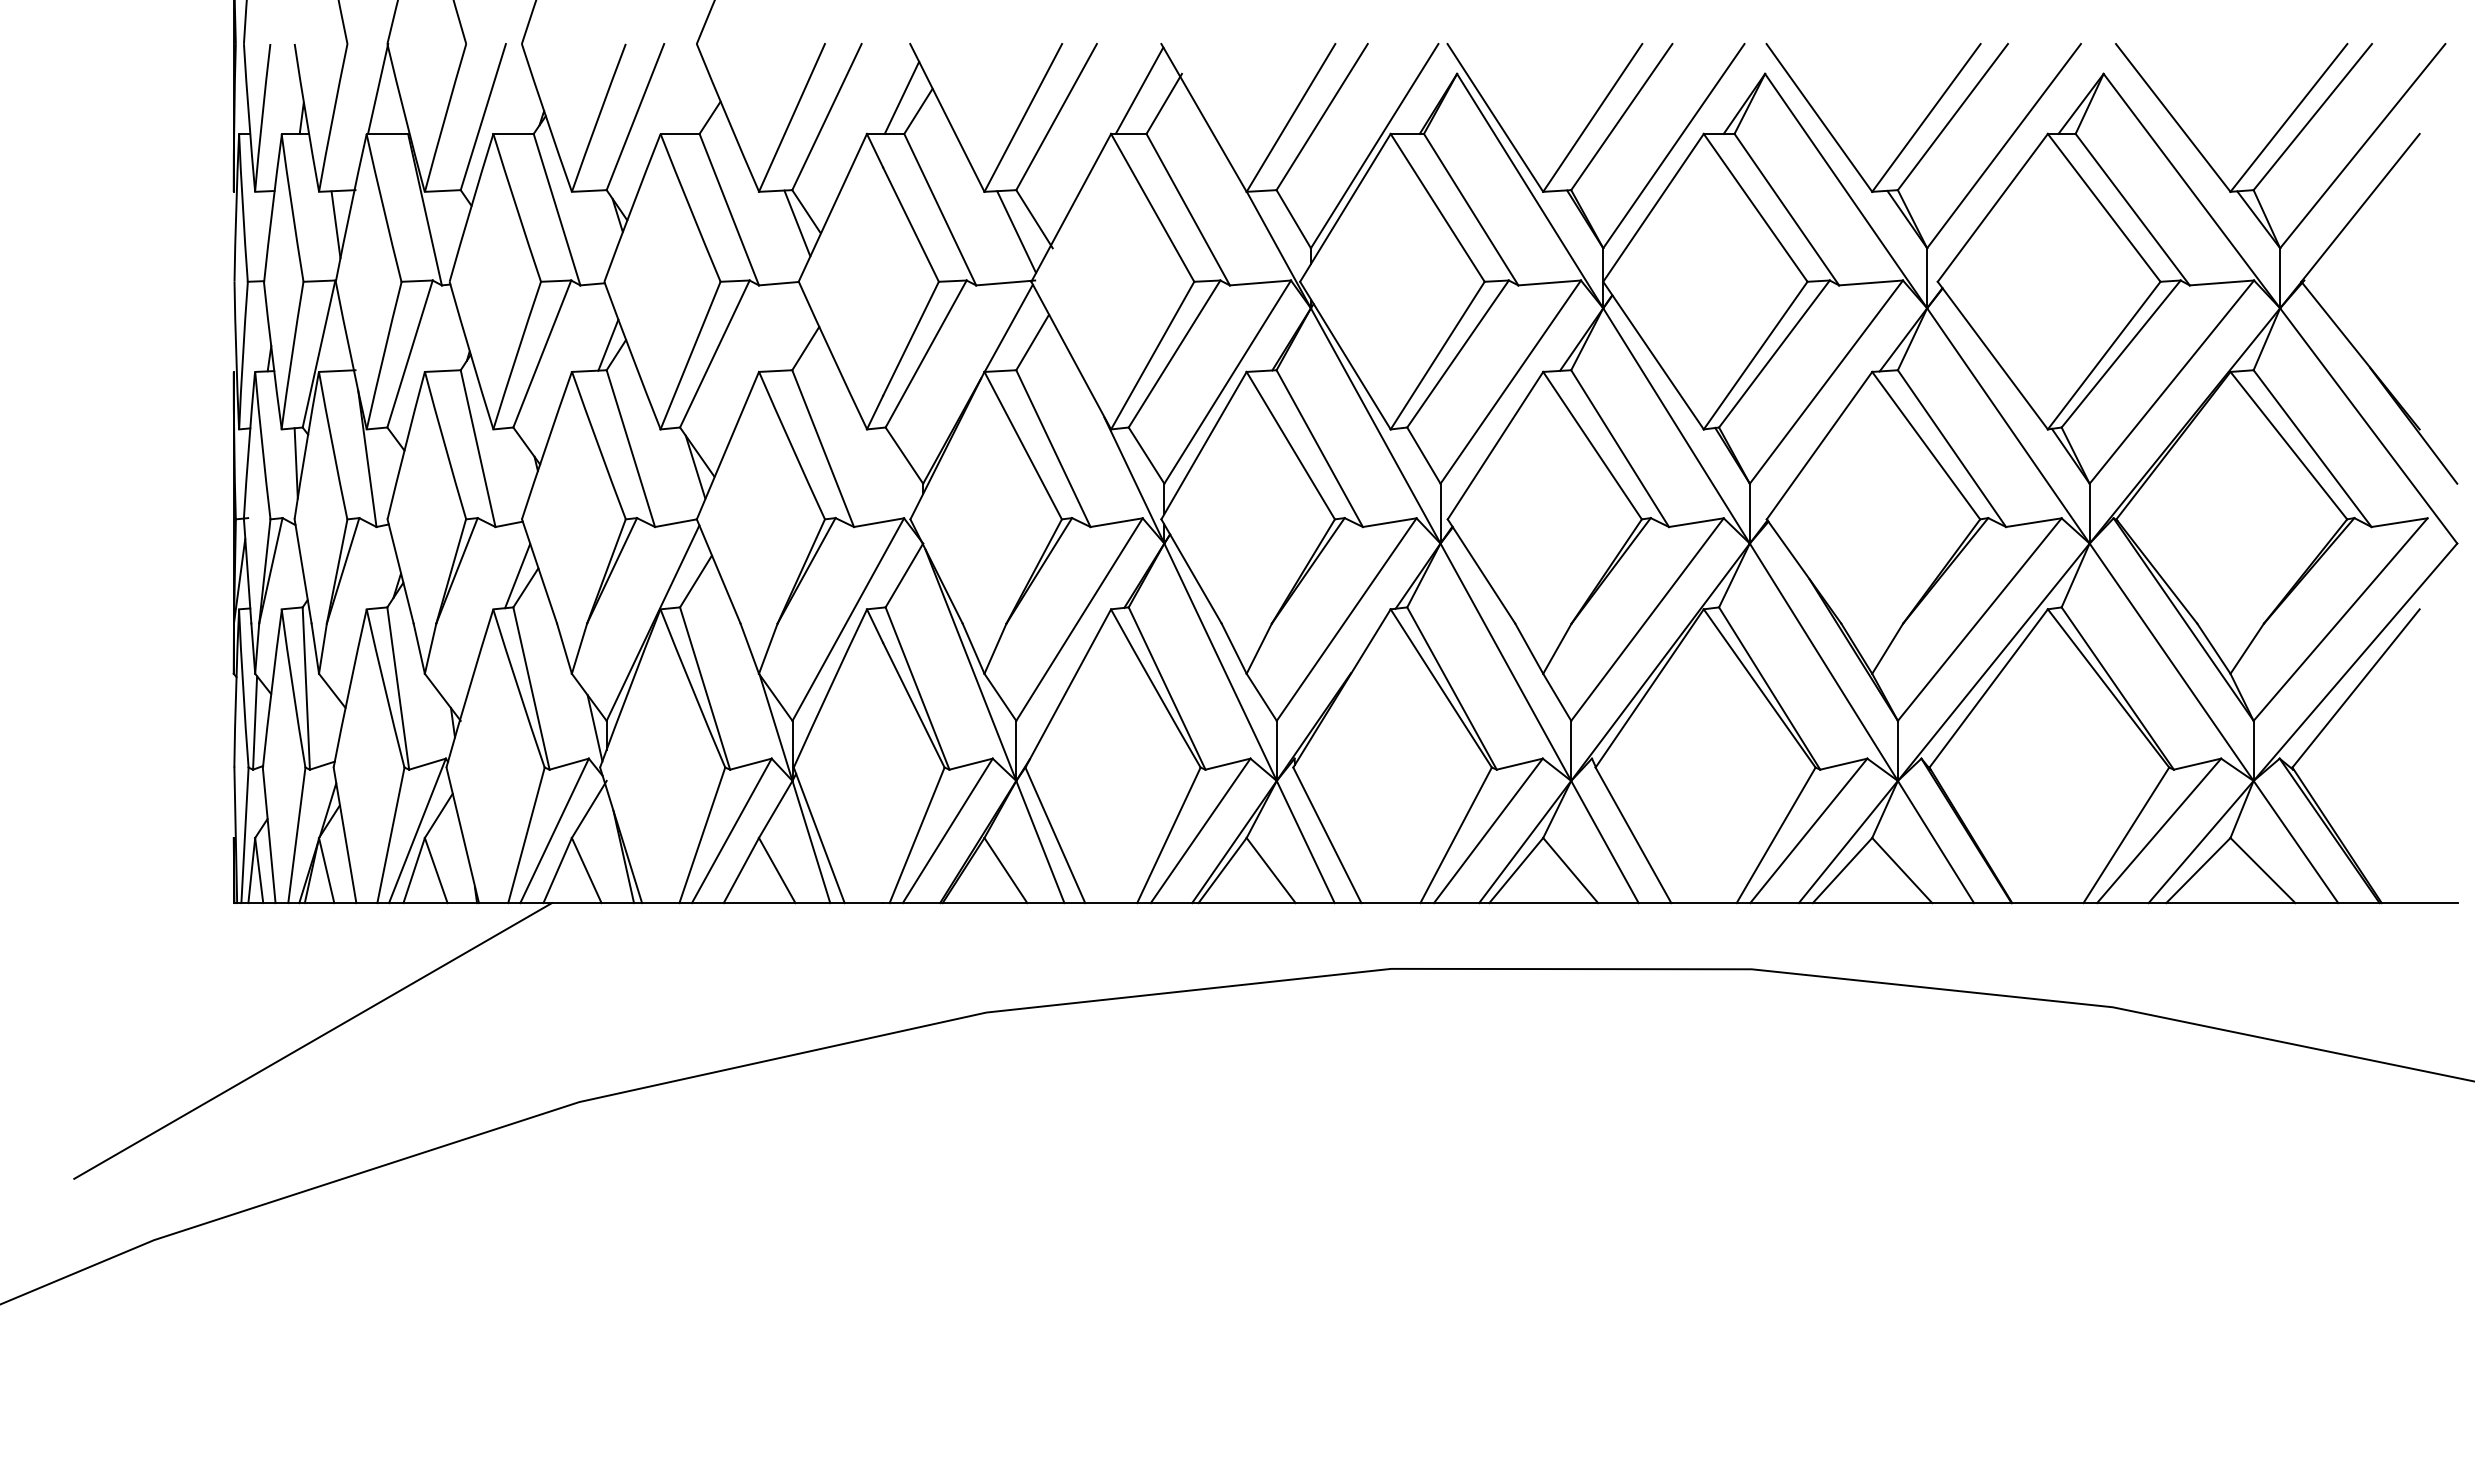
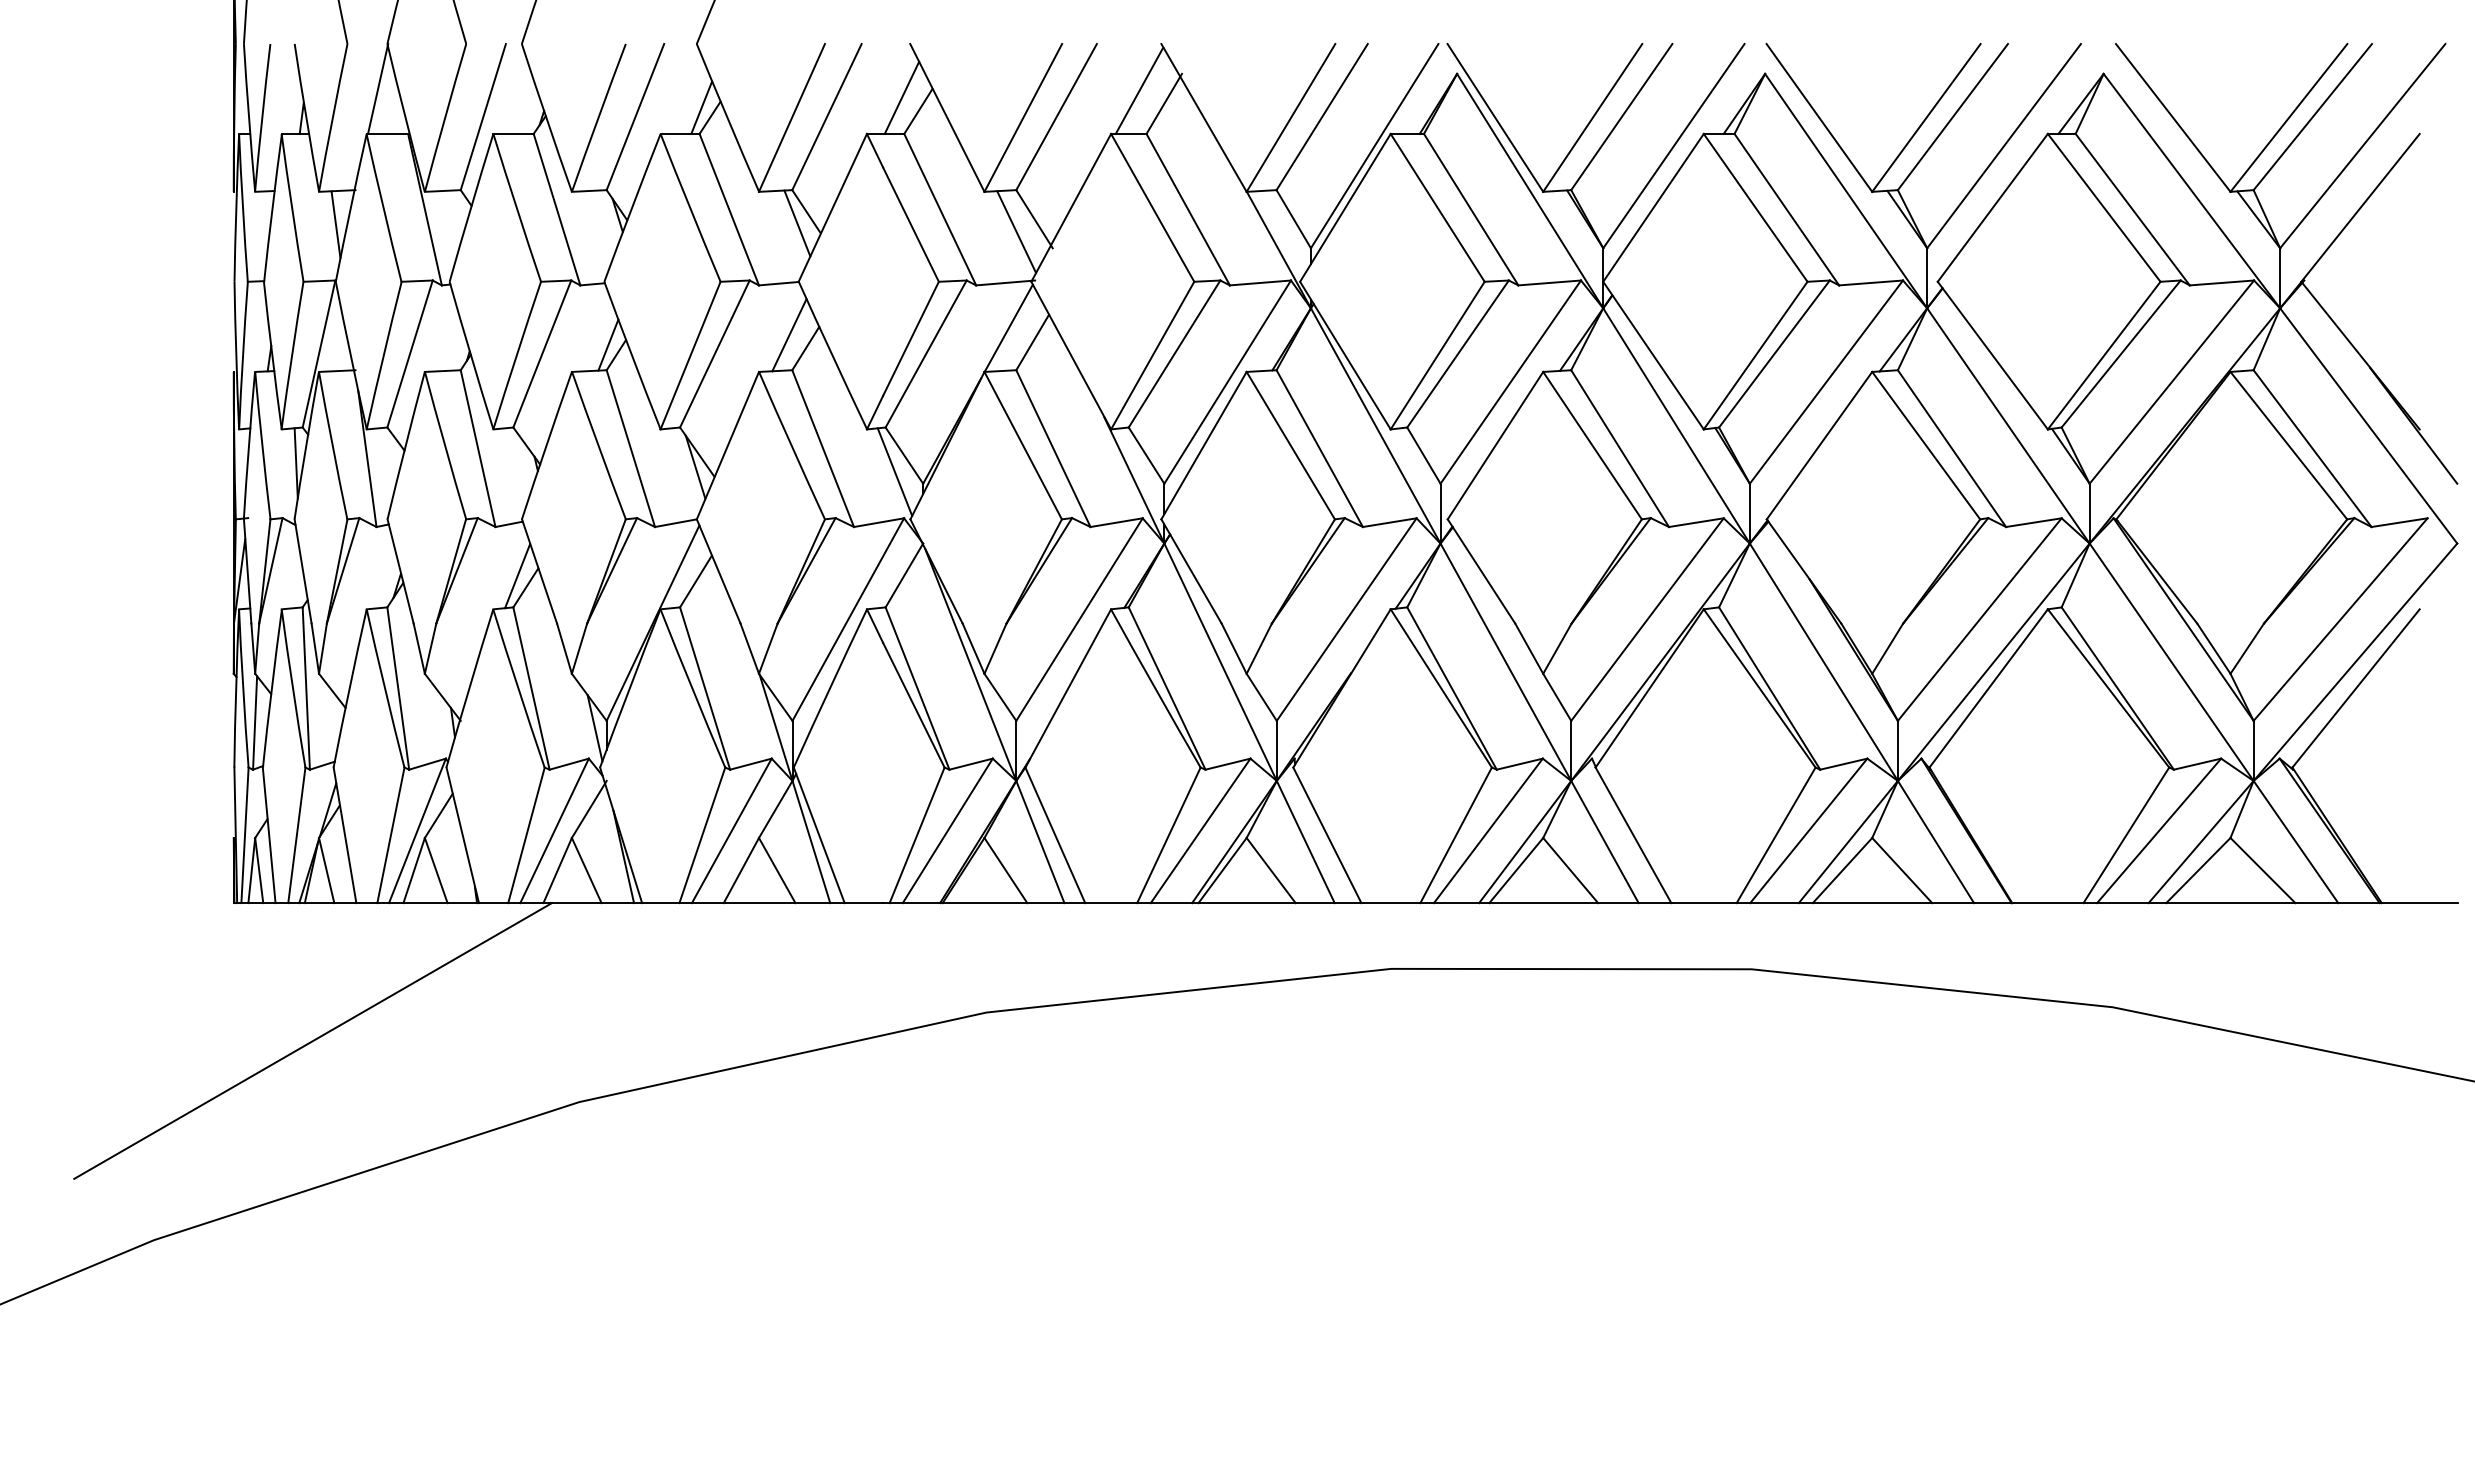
line: none -> present (701, 107)
line: none -> present (789, 335)
line: none -> present (894, 471)
